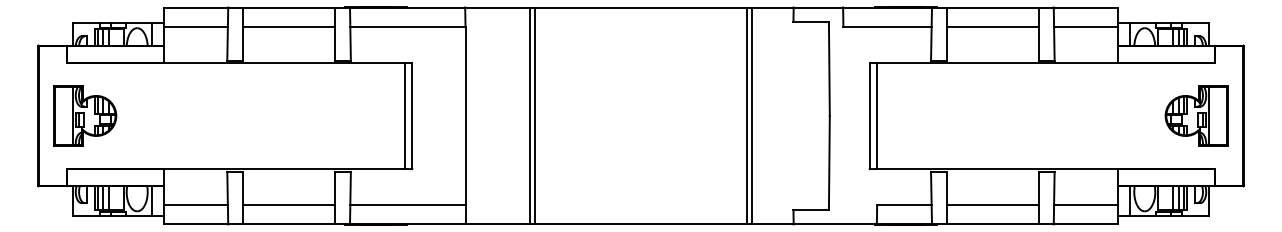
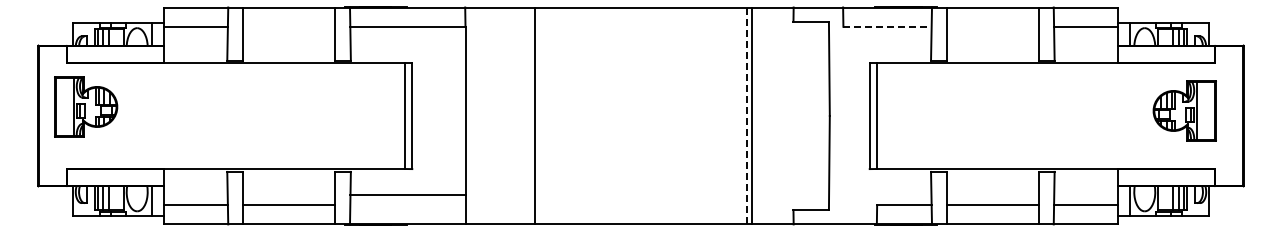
line: present -> none (288, 26)
line: solid -> dashed (888, 26)
line: present -> none (992, 26)
part position: (85, 115) -> (86, 106) (86, 106)
line: present -> none (530, 115)
part position: (1196, 115) -> (1184, 110) (1184, 110)
line: solid -> dashed (747, 116)
line position: (407, 205) -> (407, 195) (407, 195)
